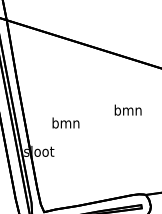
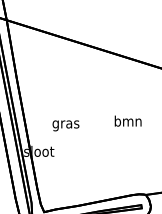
text position: (127, 109) -> (127, 120) (127, 120)
text: bmn -> gras (65, 124)
